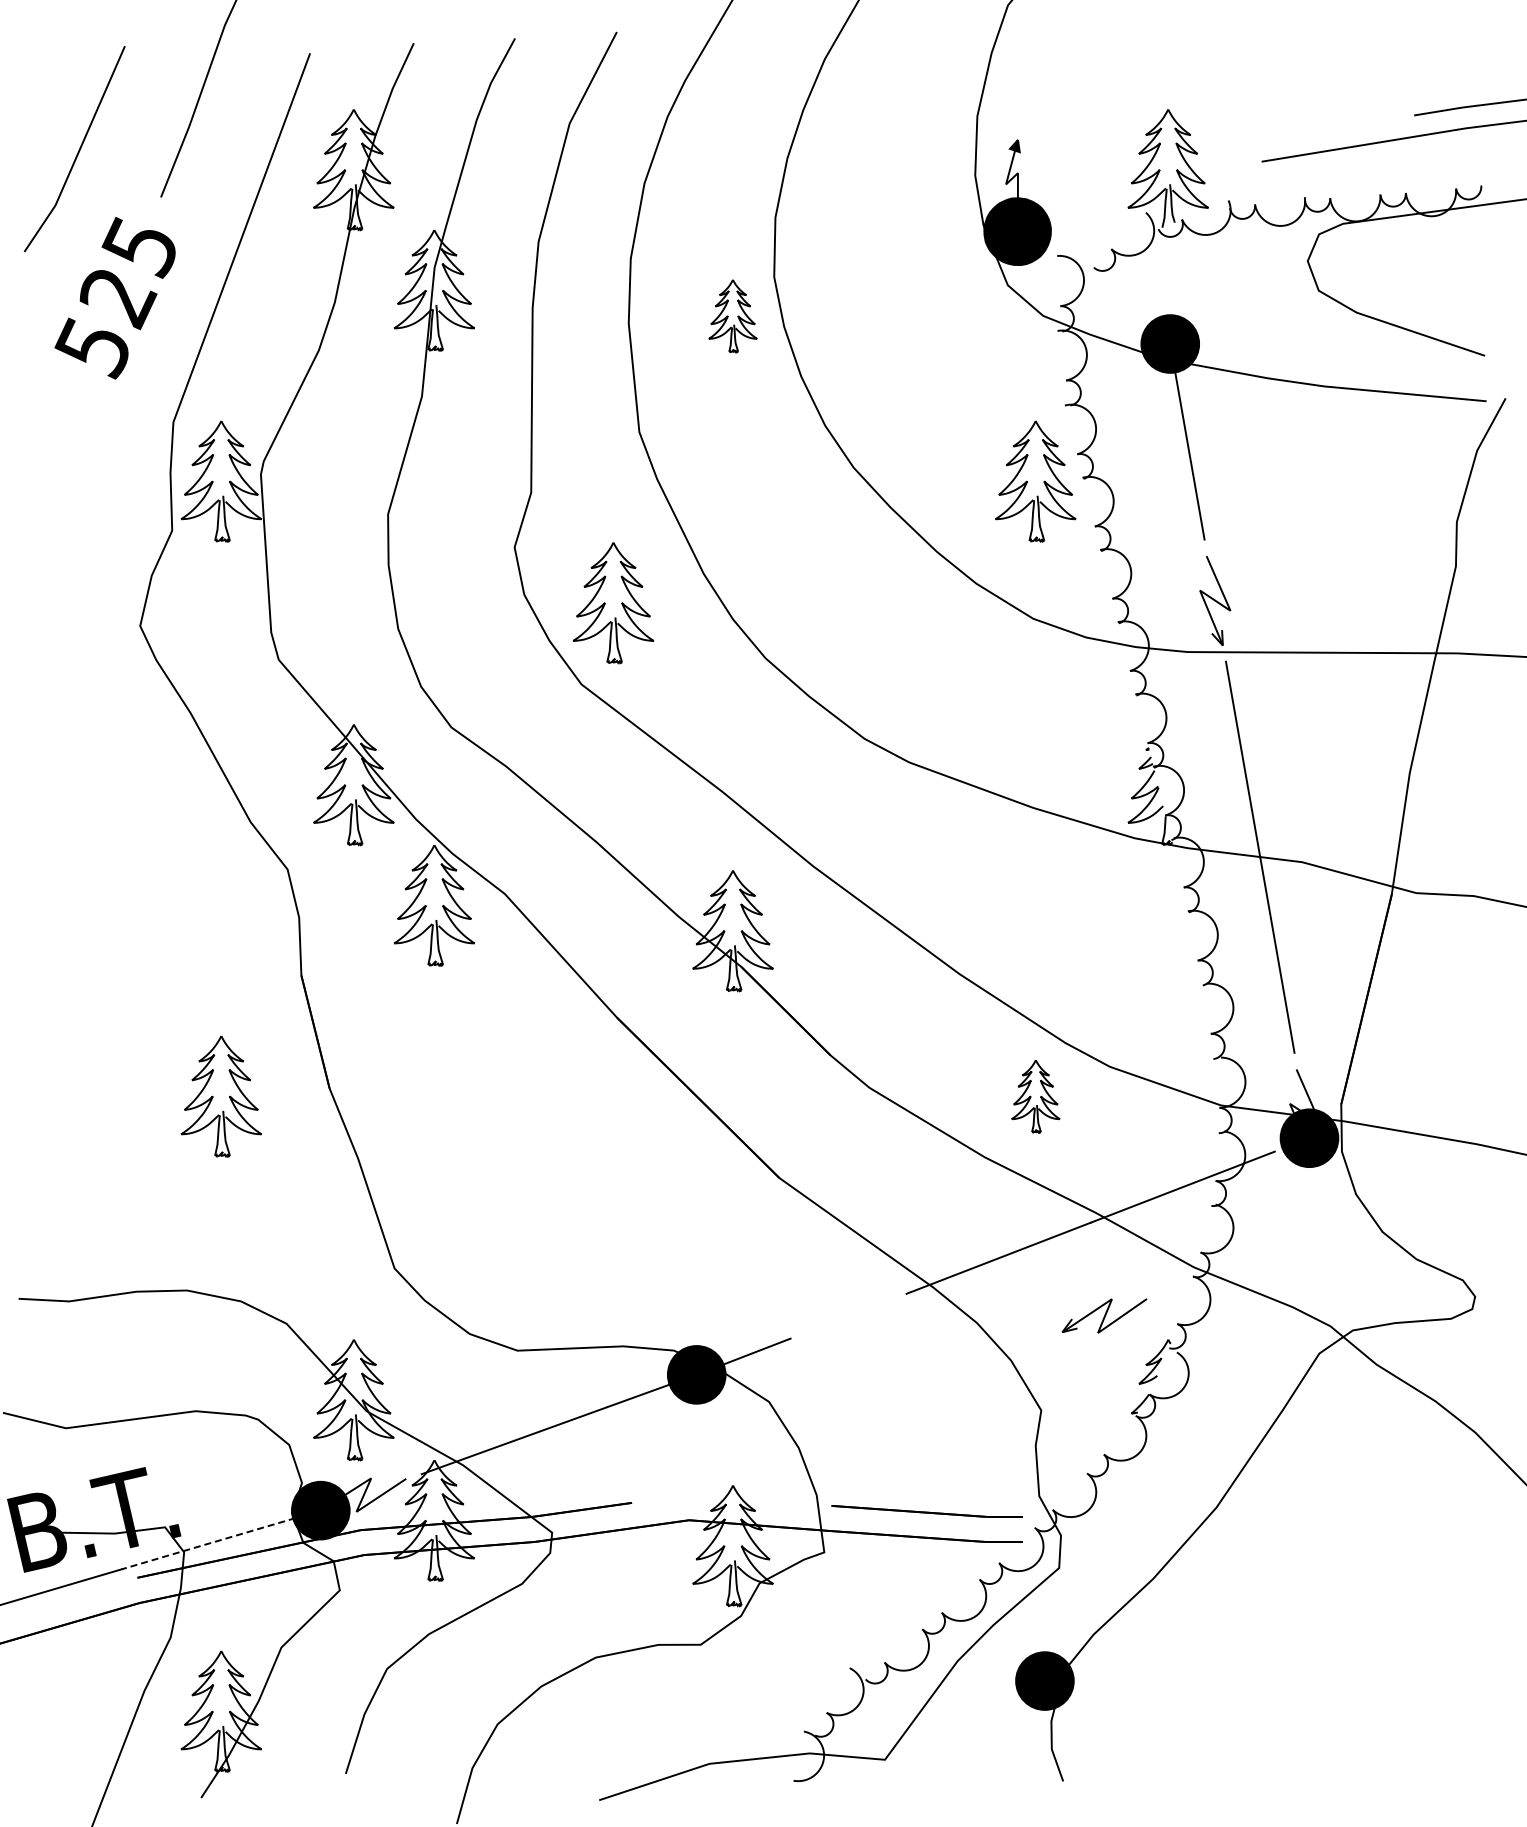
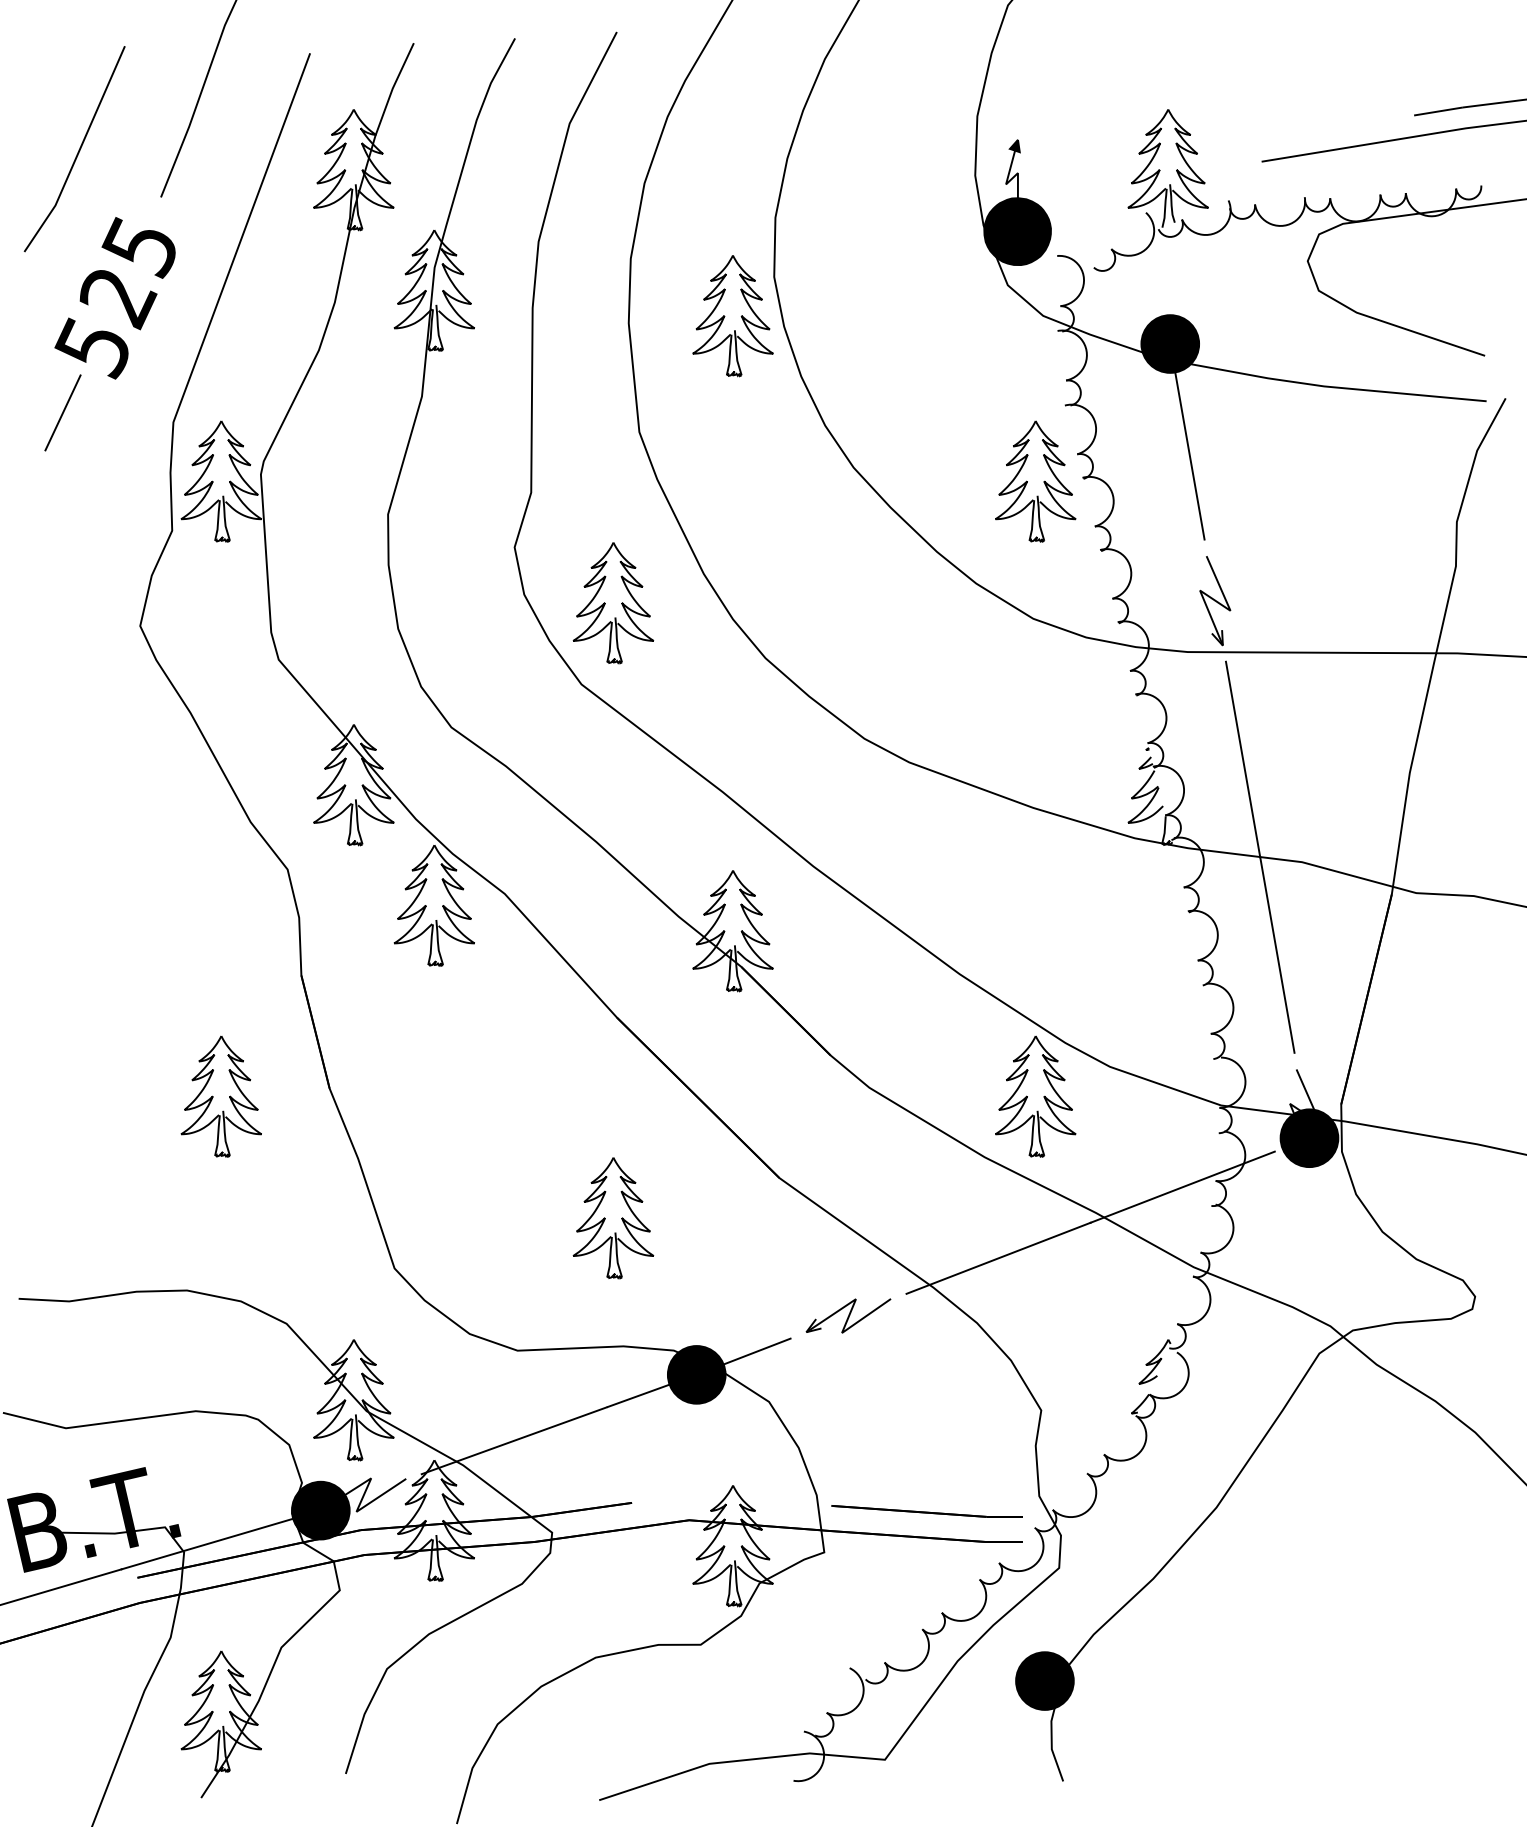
part size: 50x75 px -> 82x123 px (732, 316)
line: none -> present (62, 412)
part size: 50x74 px -> 82x123 px (1035, 1096)
part: none -> present (613, 1218)
part position: (1104, 1315) -> (848, 1315) (848, 1315)
line: dashed -> solid (213, 1542)
